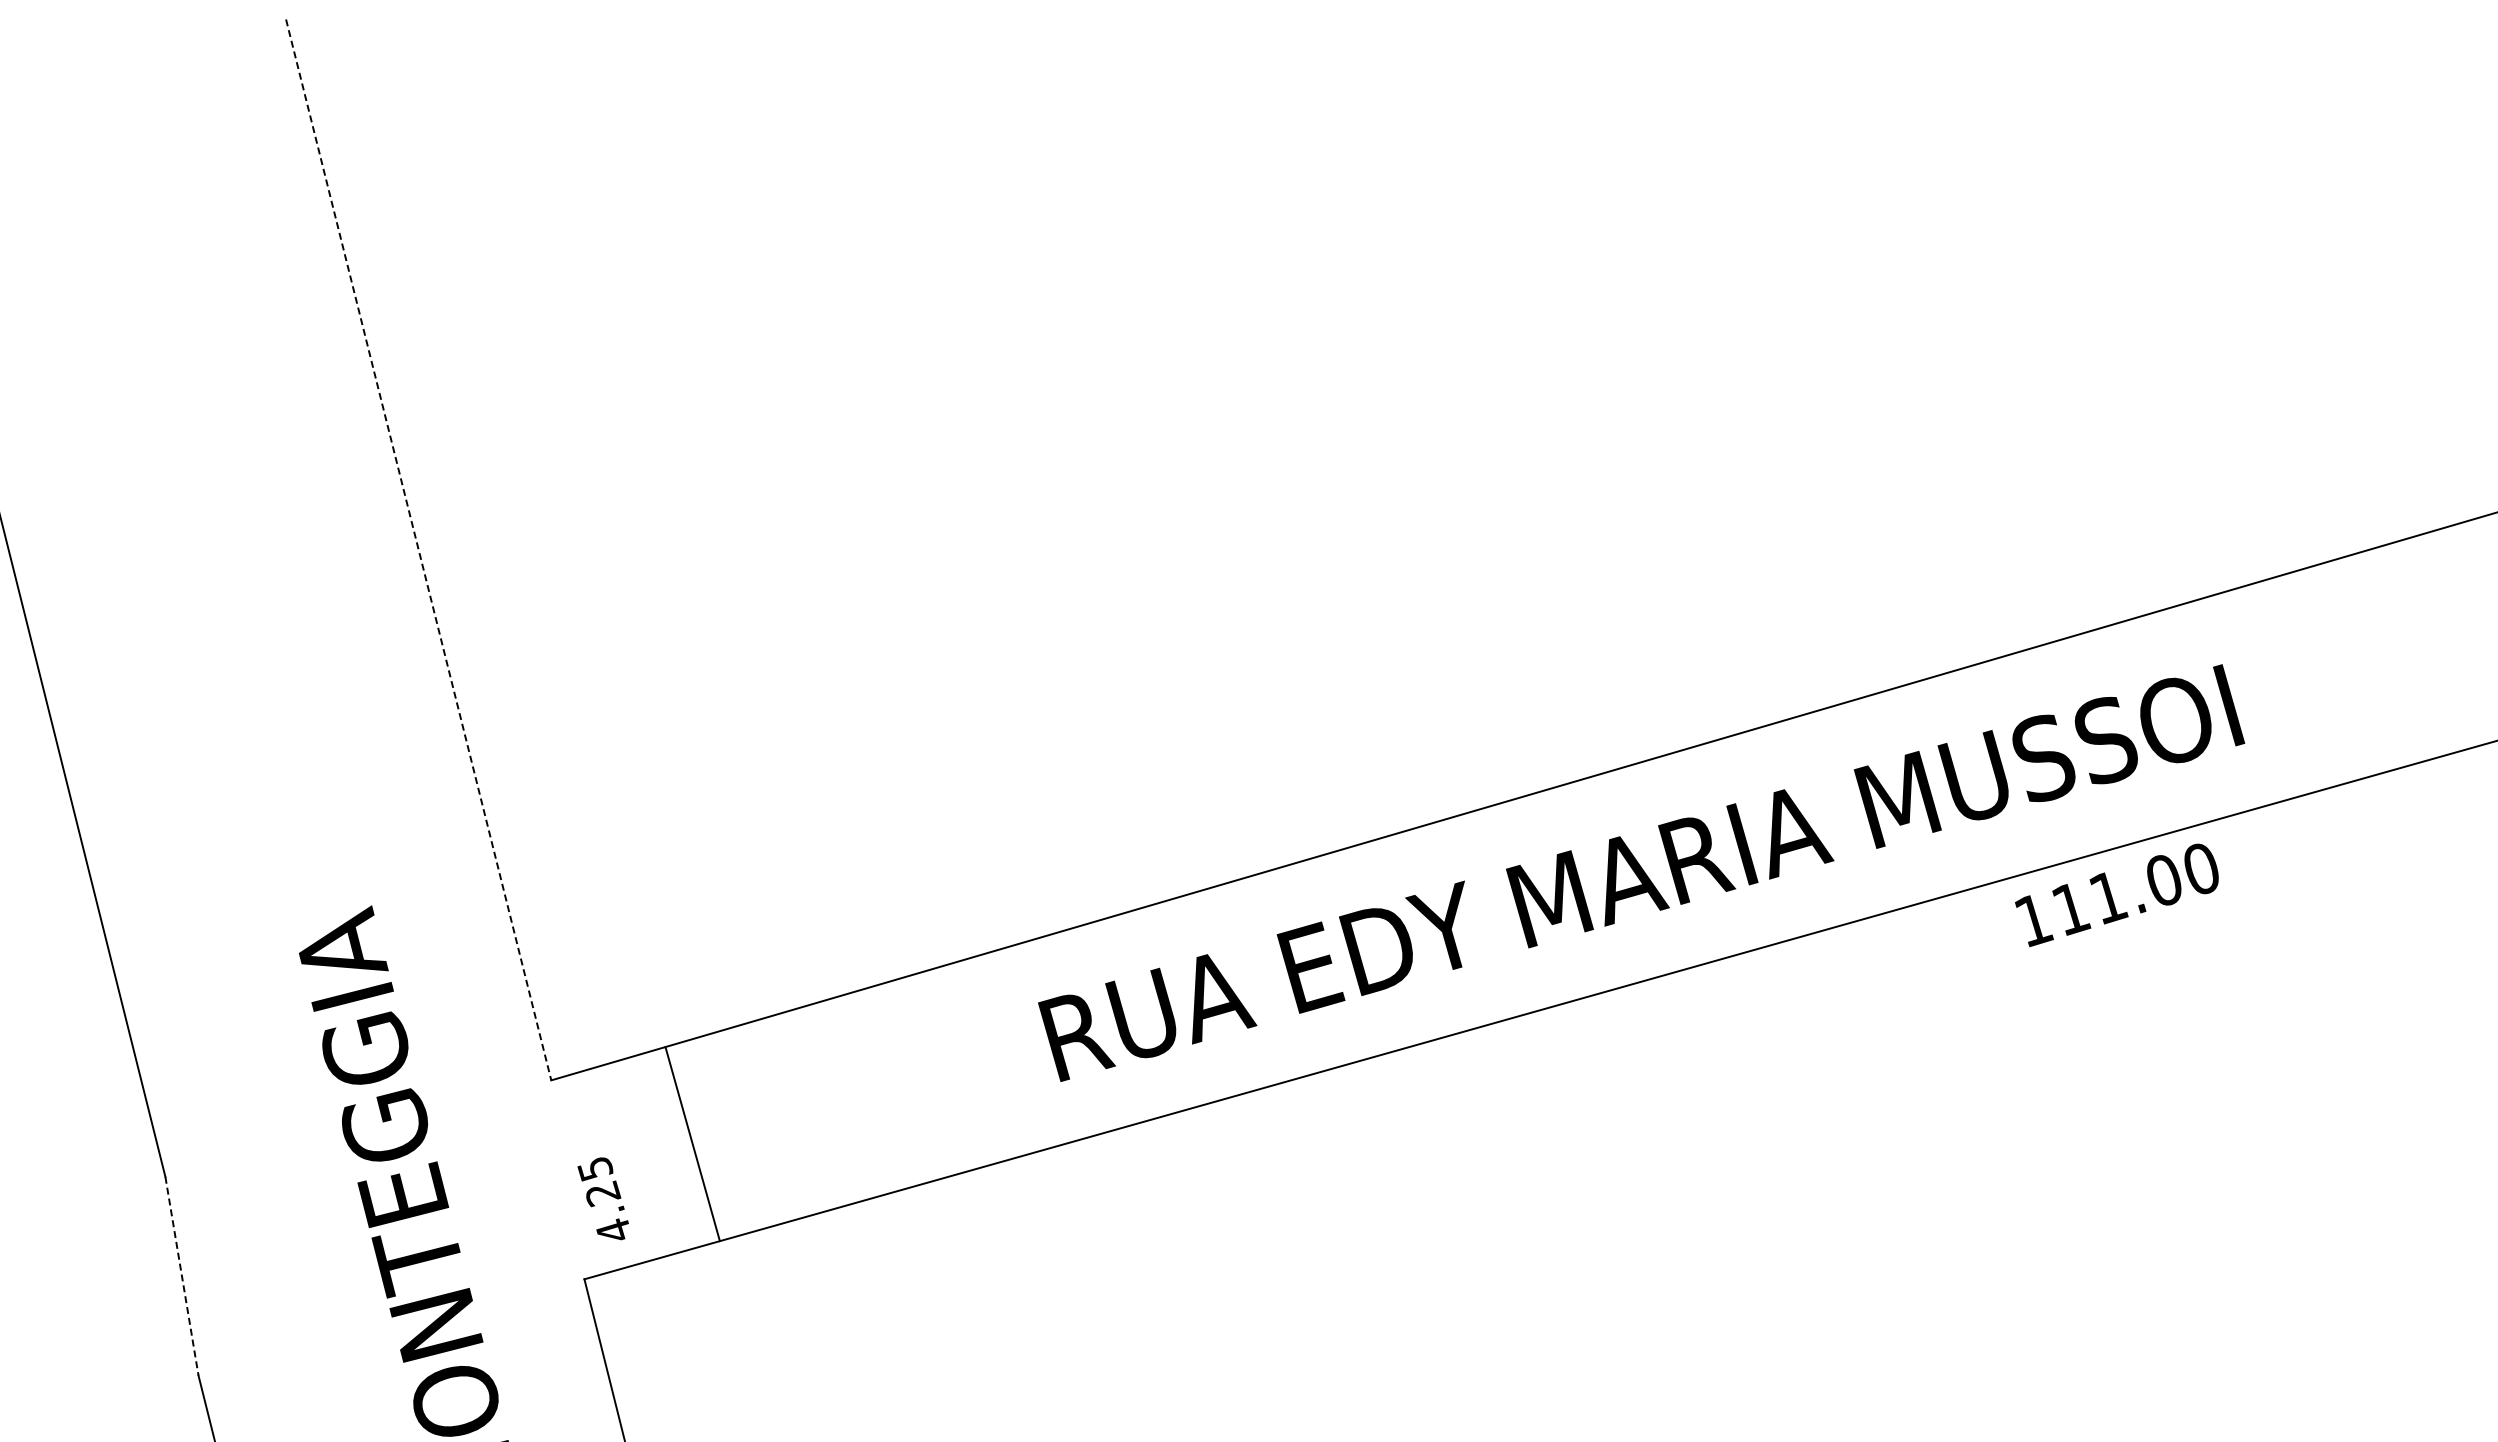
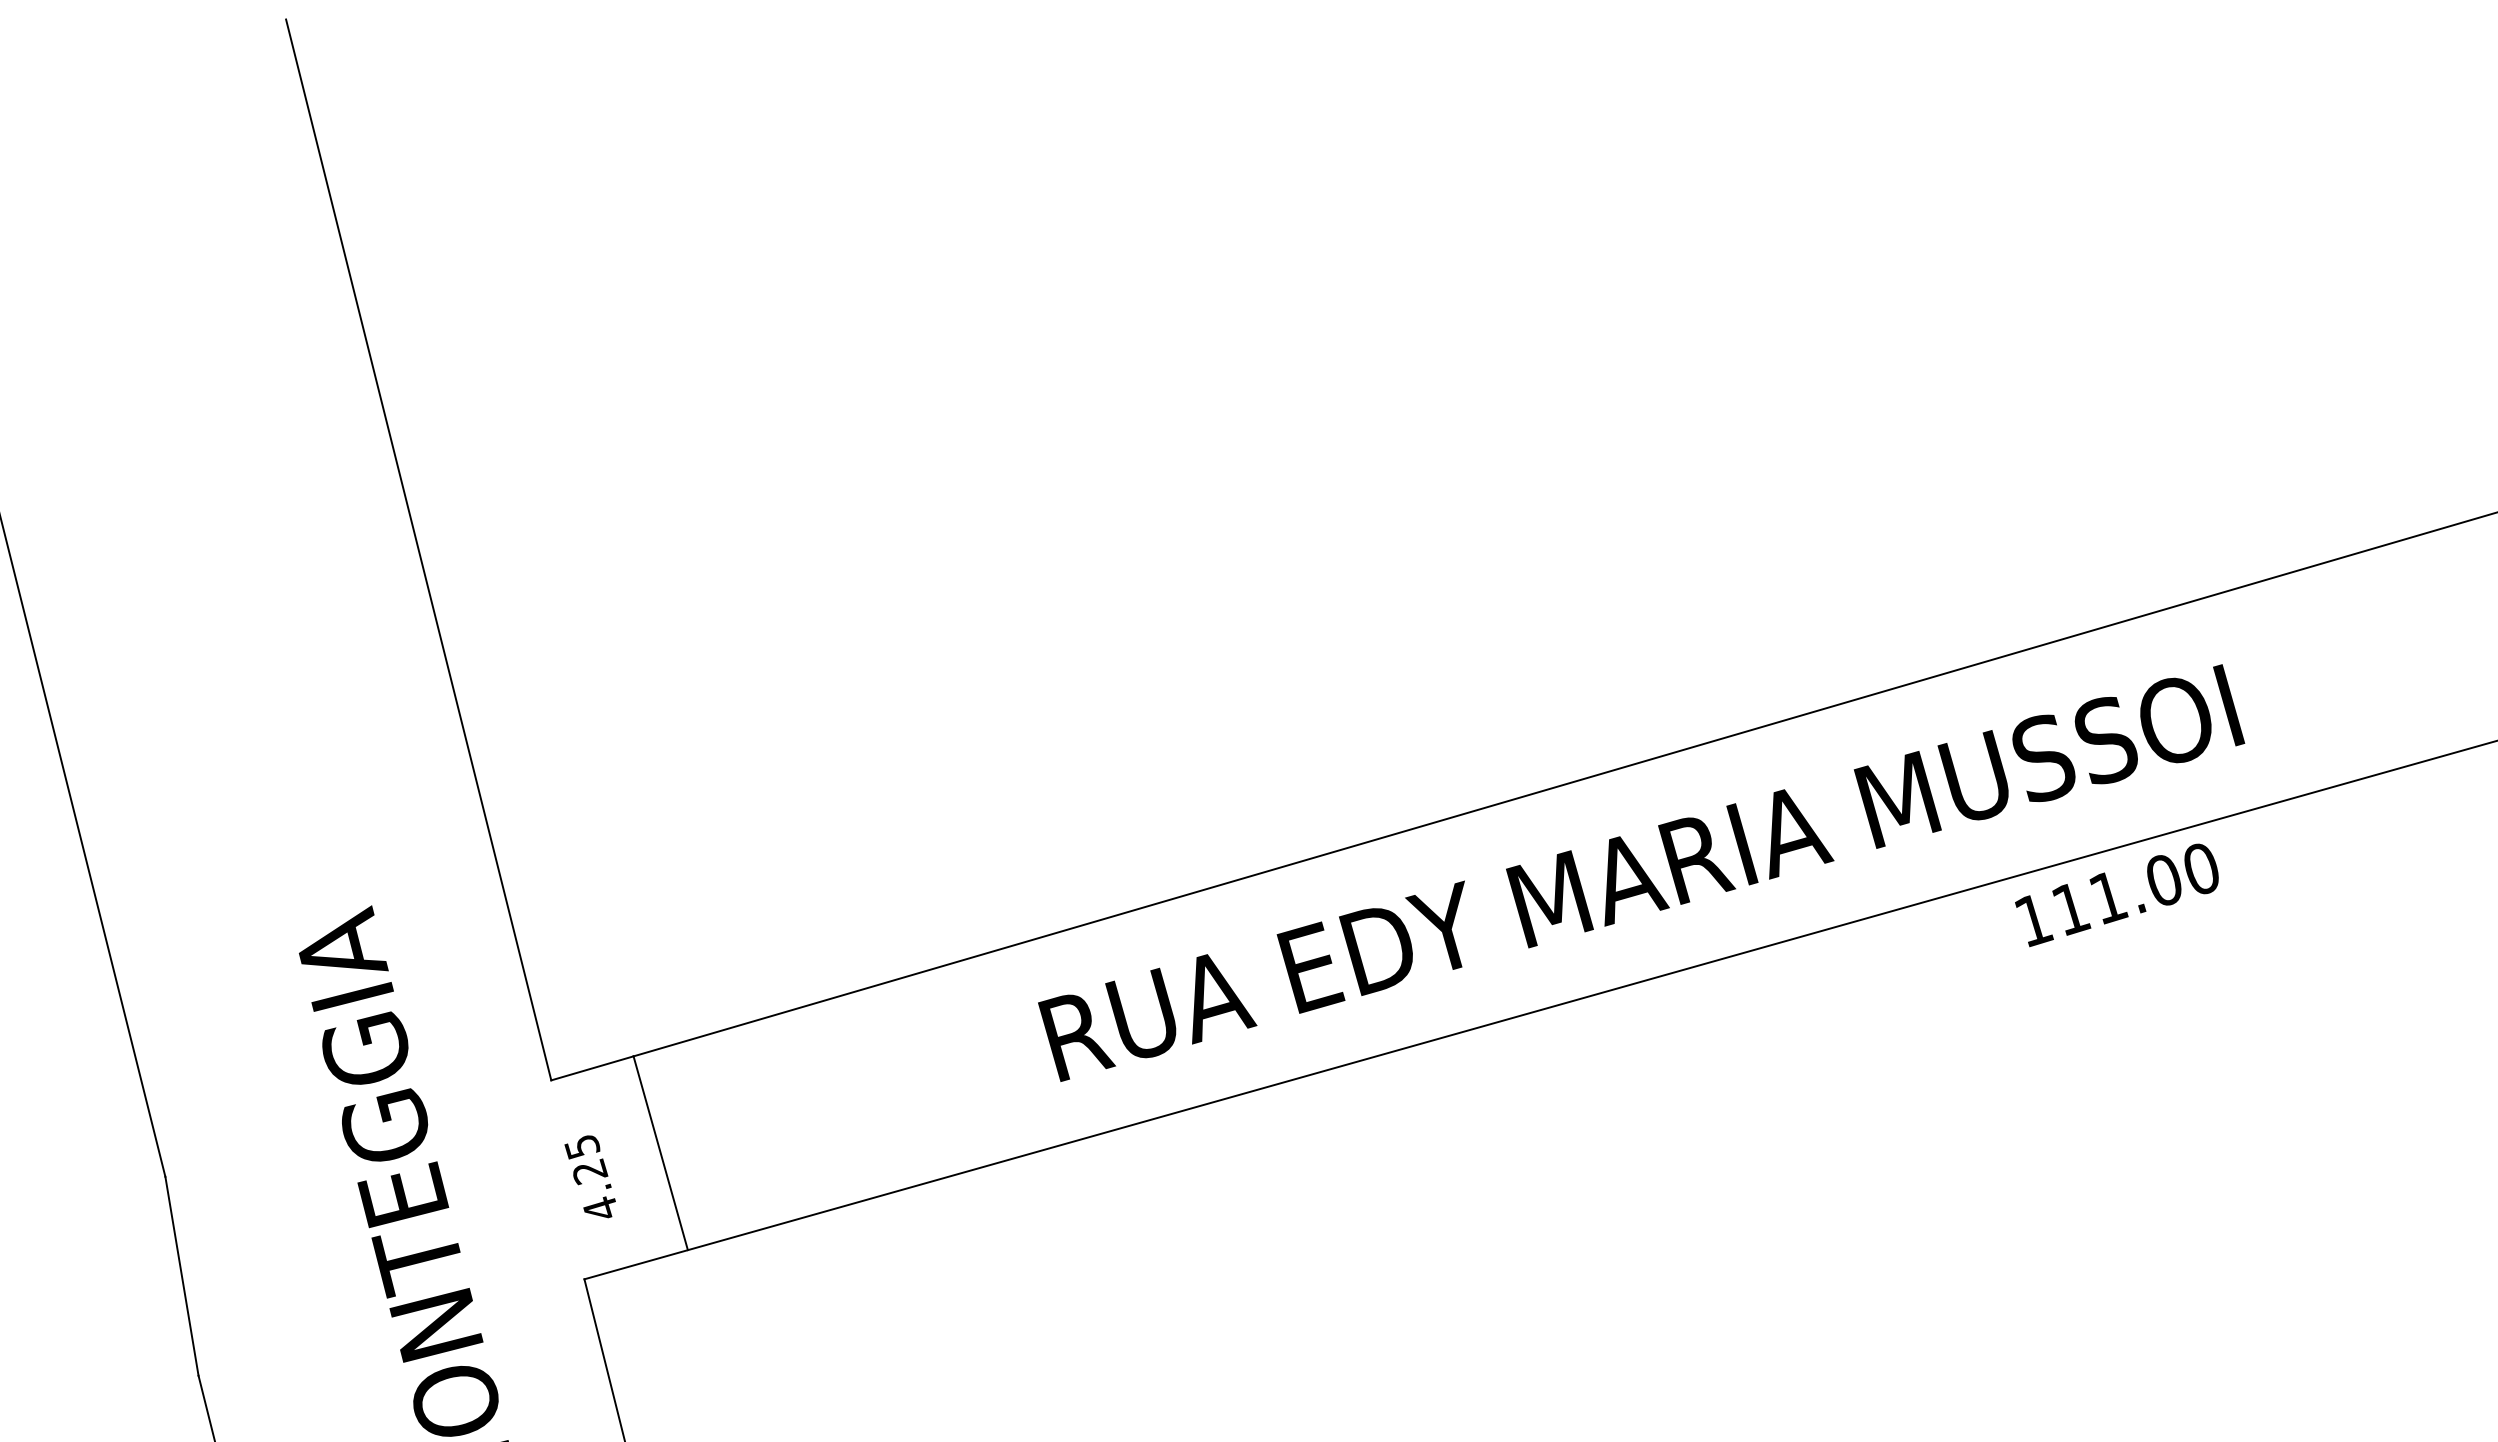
line: dashed -> solid (418, 549)
line position: (692, 1144) -> (660, 1153) (660, 1153)
text position: (602, 1198) -> (589, 1176) (589, 1176)
line: dashed -> solid (181, 1276)
